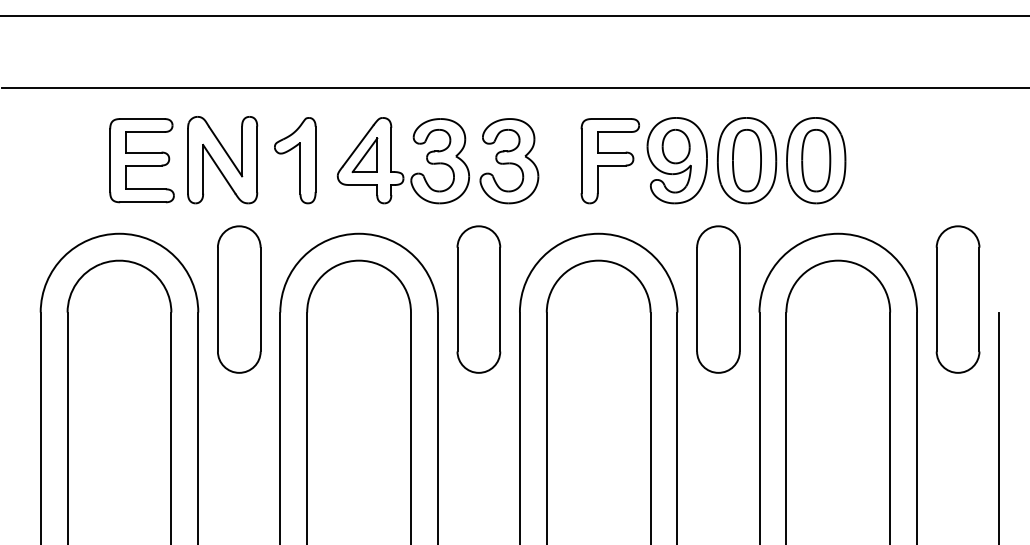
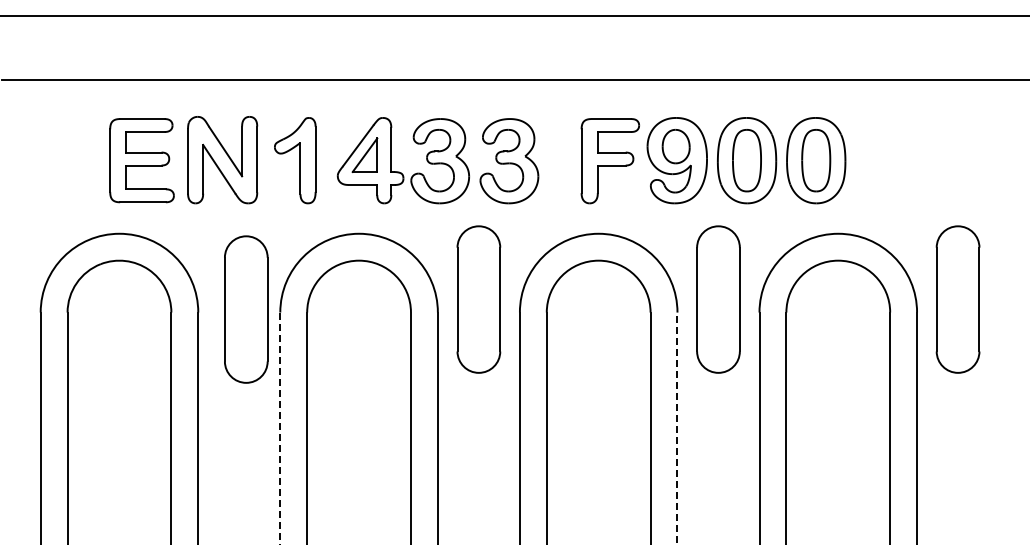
line position: (514, 87) -> (514, 79) (514, 79)
part position: (239, 299) -> (246, 309) (246, 309)
line: present -> none (999, 426)
line: solid -> dashed (280, 428)
line: solid -> dashed (677, 428)
